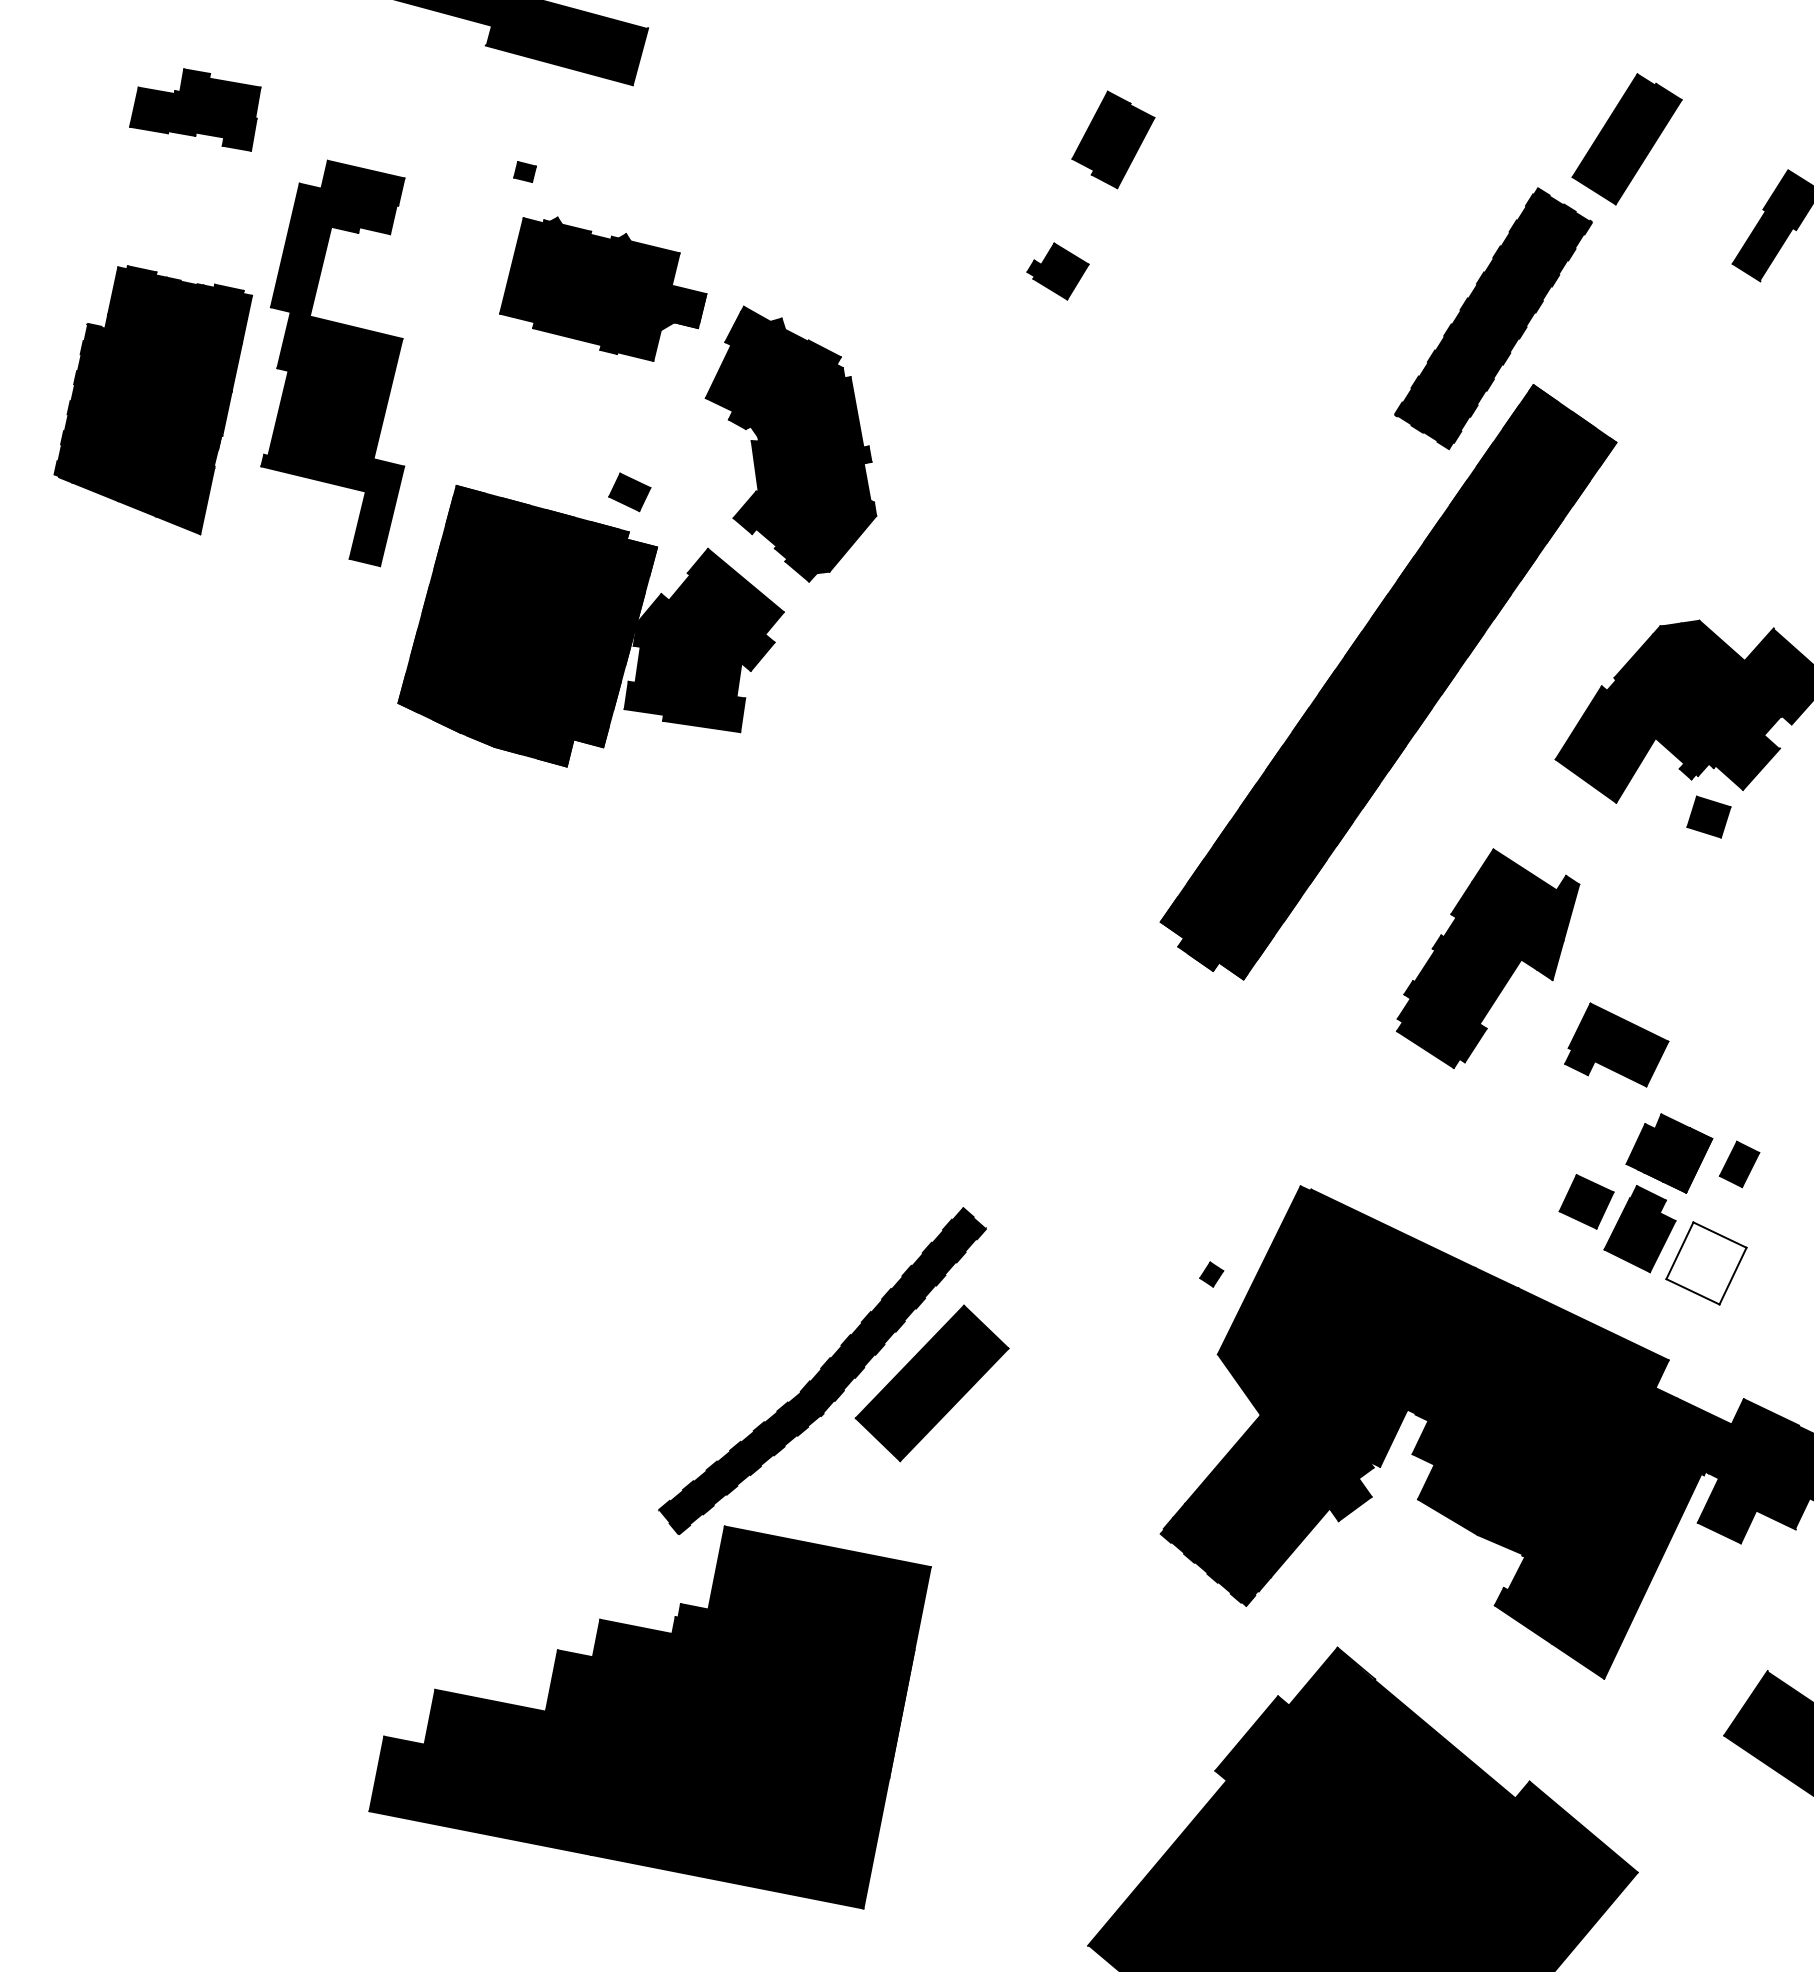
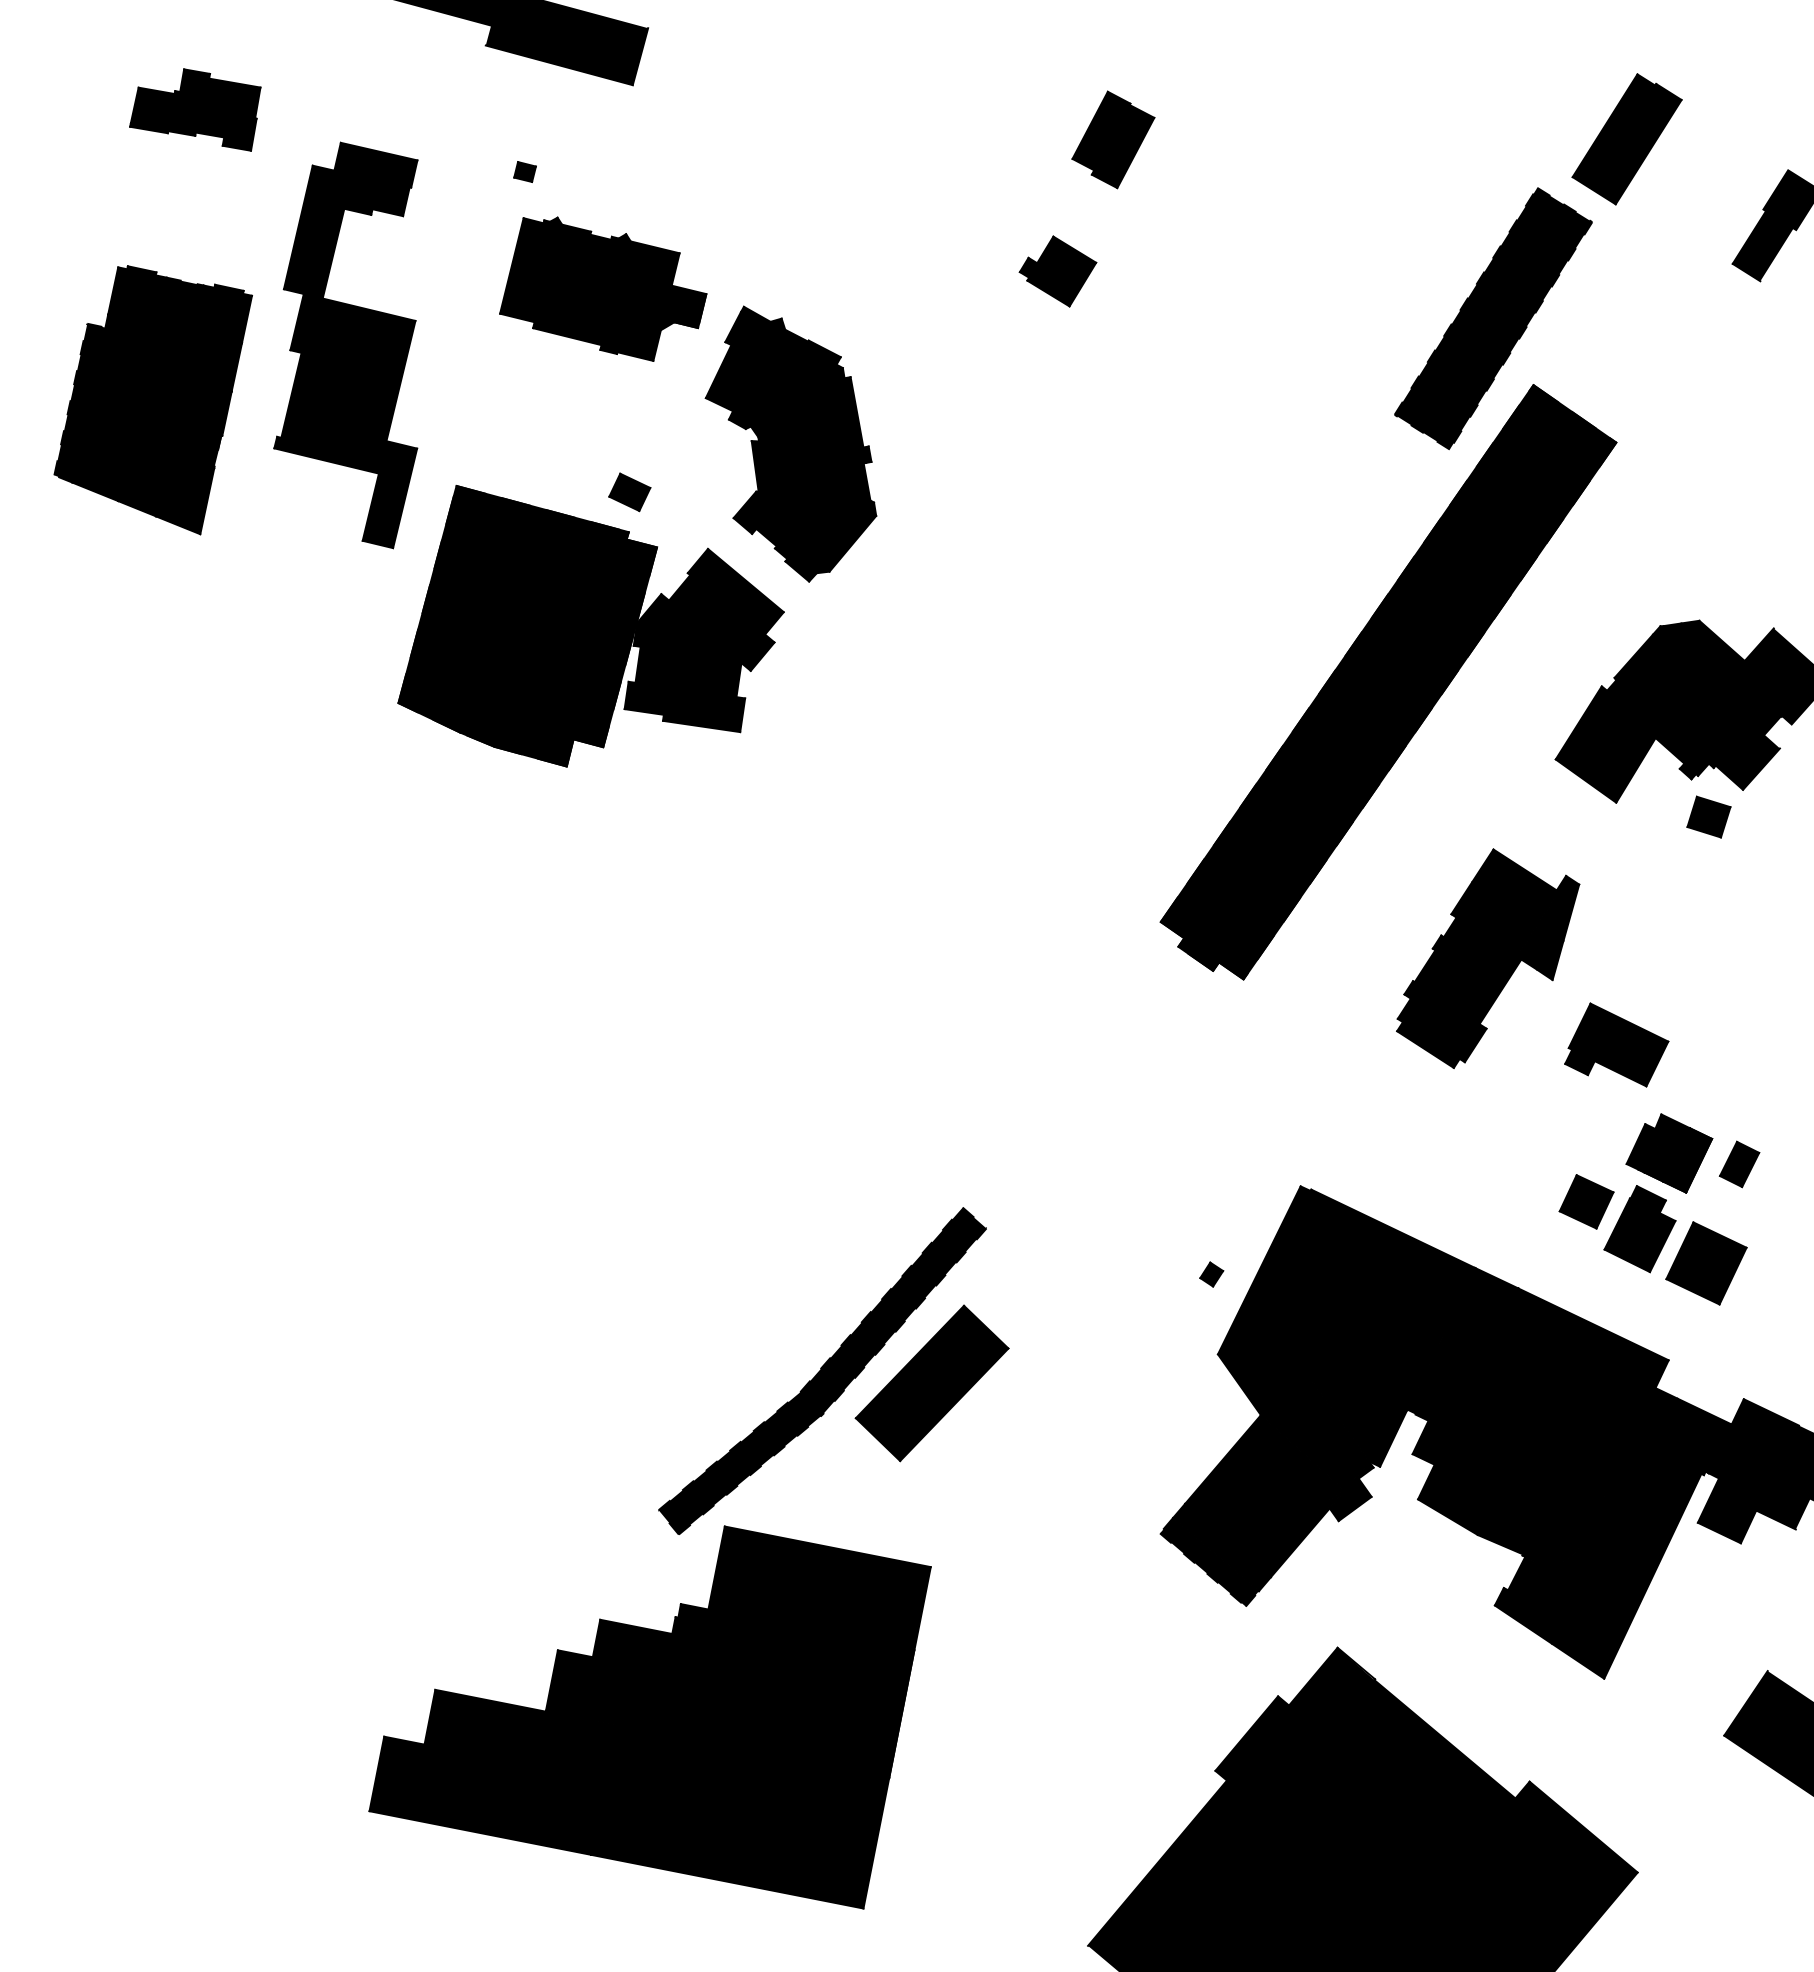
part size: 64x59 px -> 80x73 px (1057, 271)
part position: (332, 363) -> (345, 345) (345, 345)
fill: none -> present (1706, 1263)
